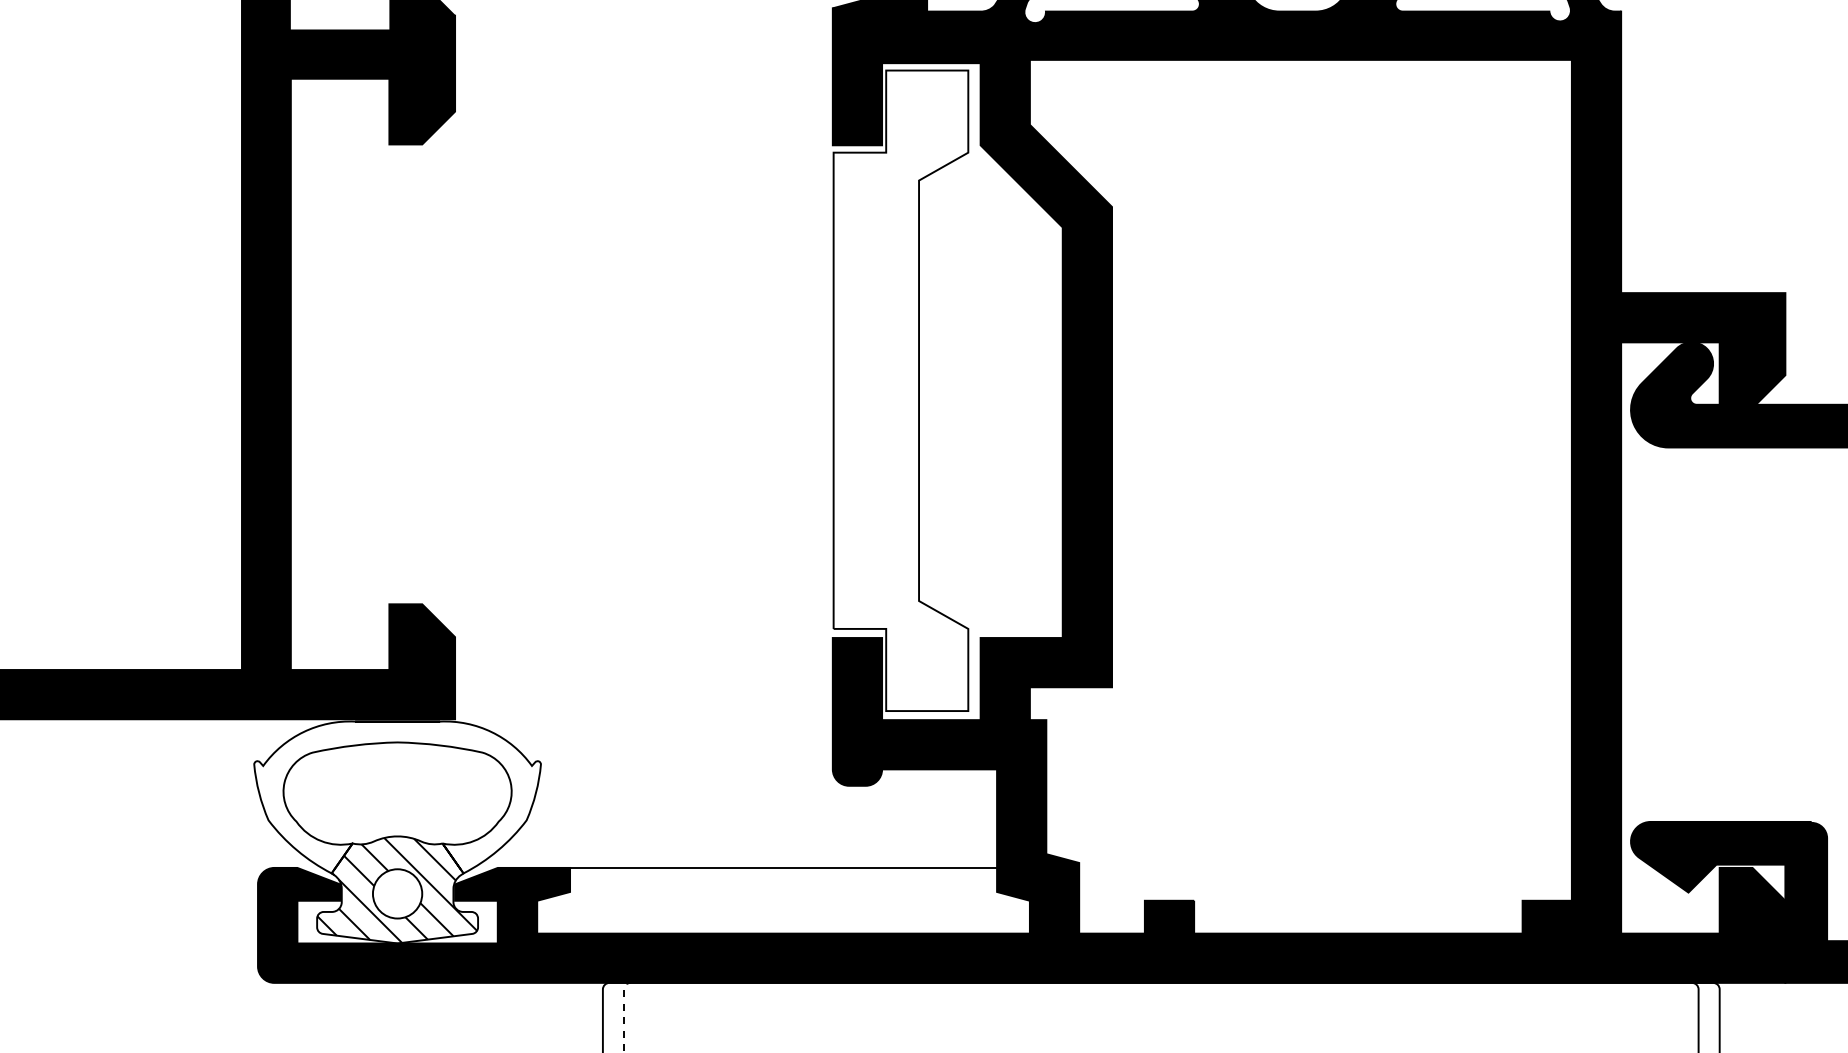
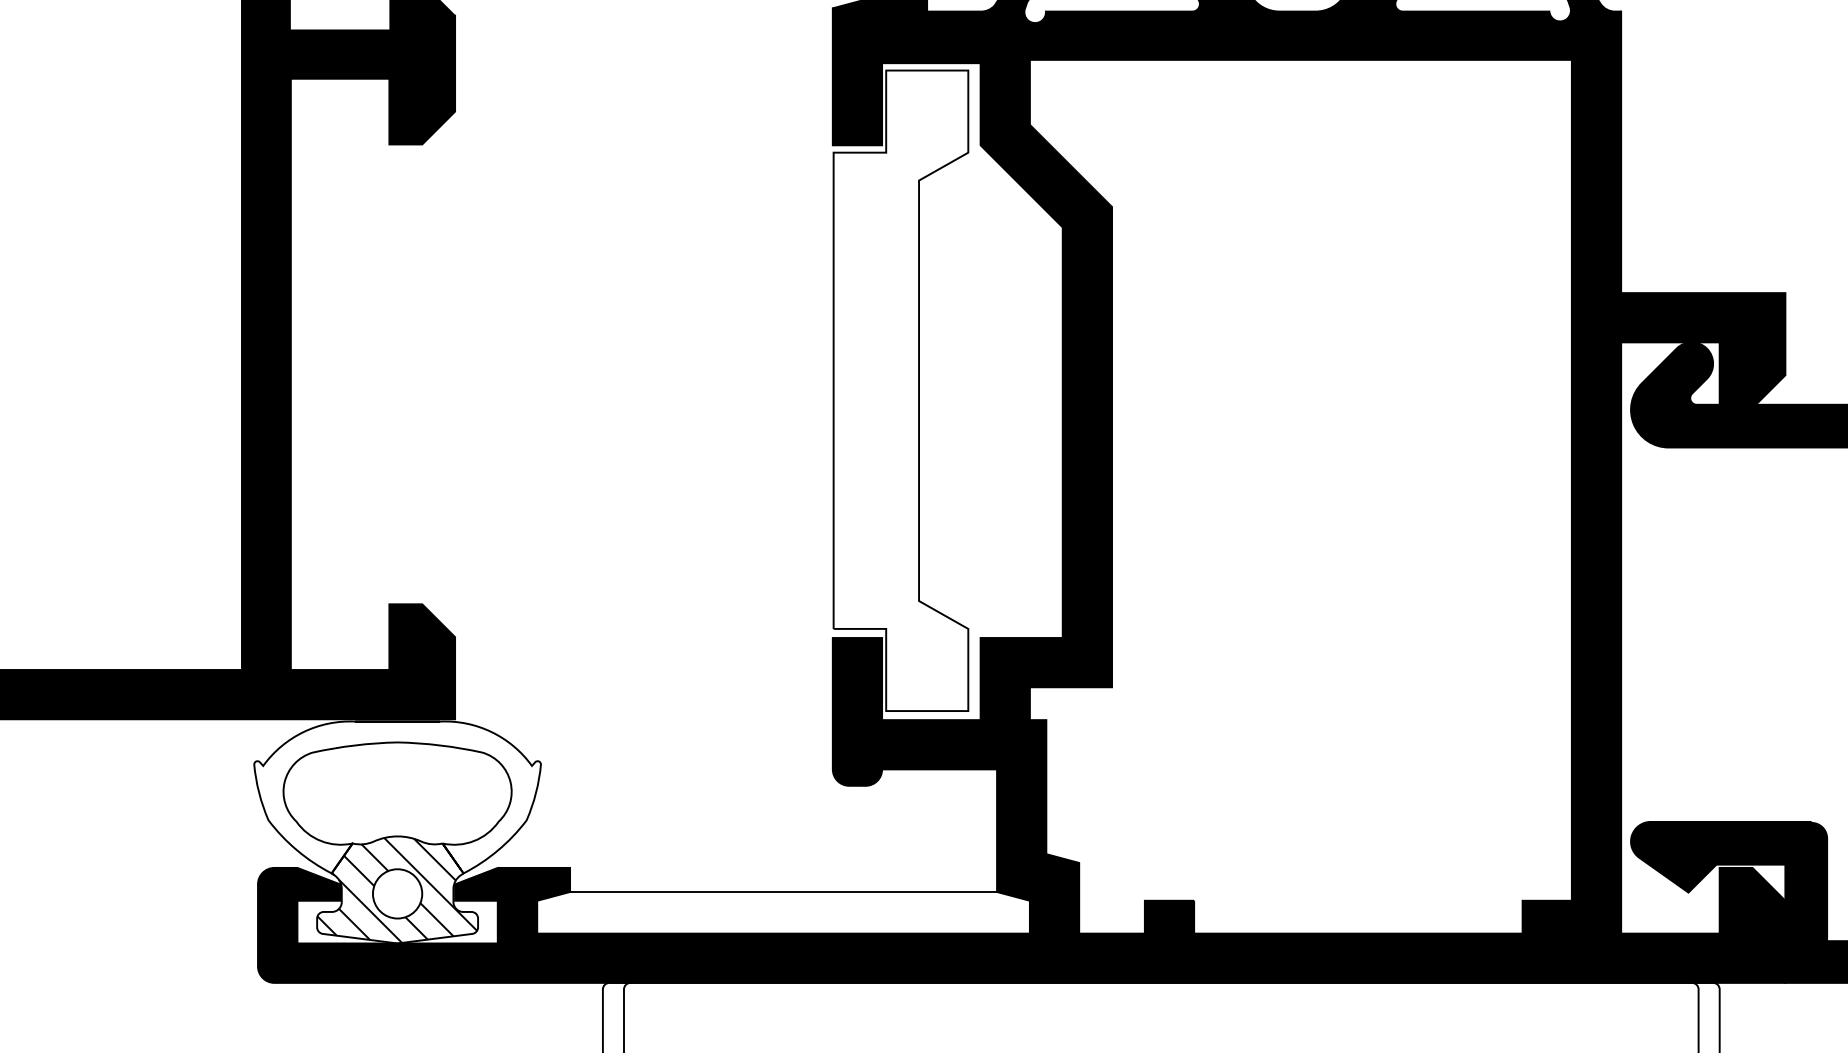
line position: (783, 867) -> (783, 891) (783, 891)
line: dashed -> solid (623, 1012)
